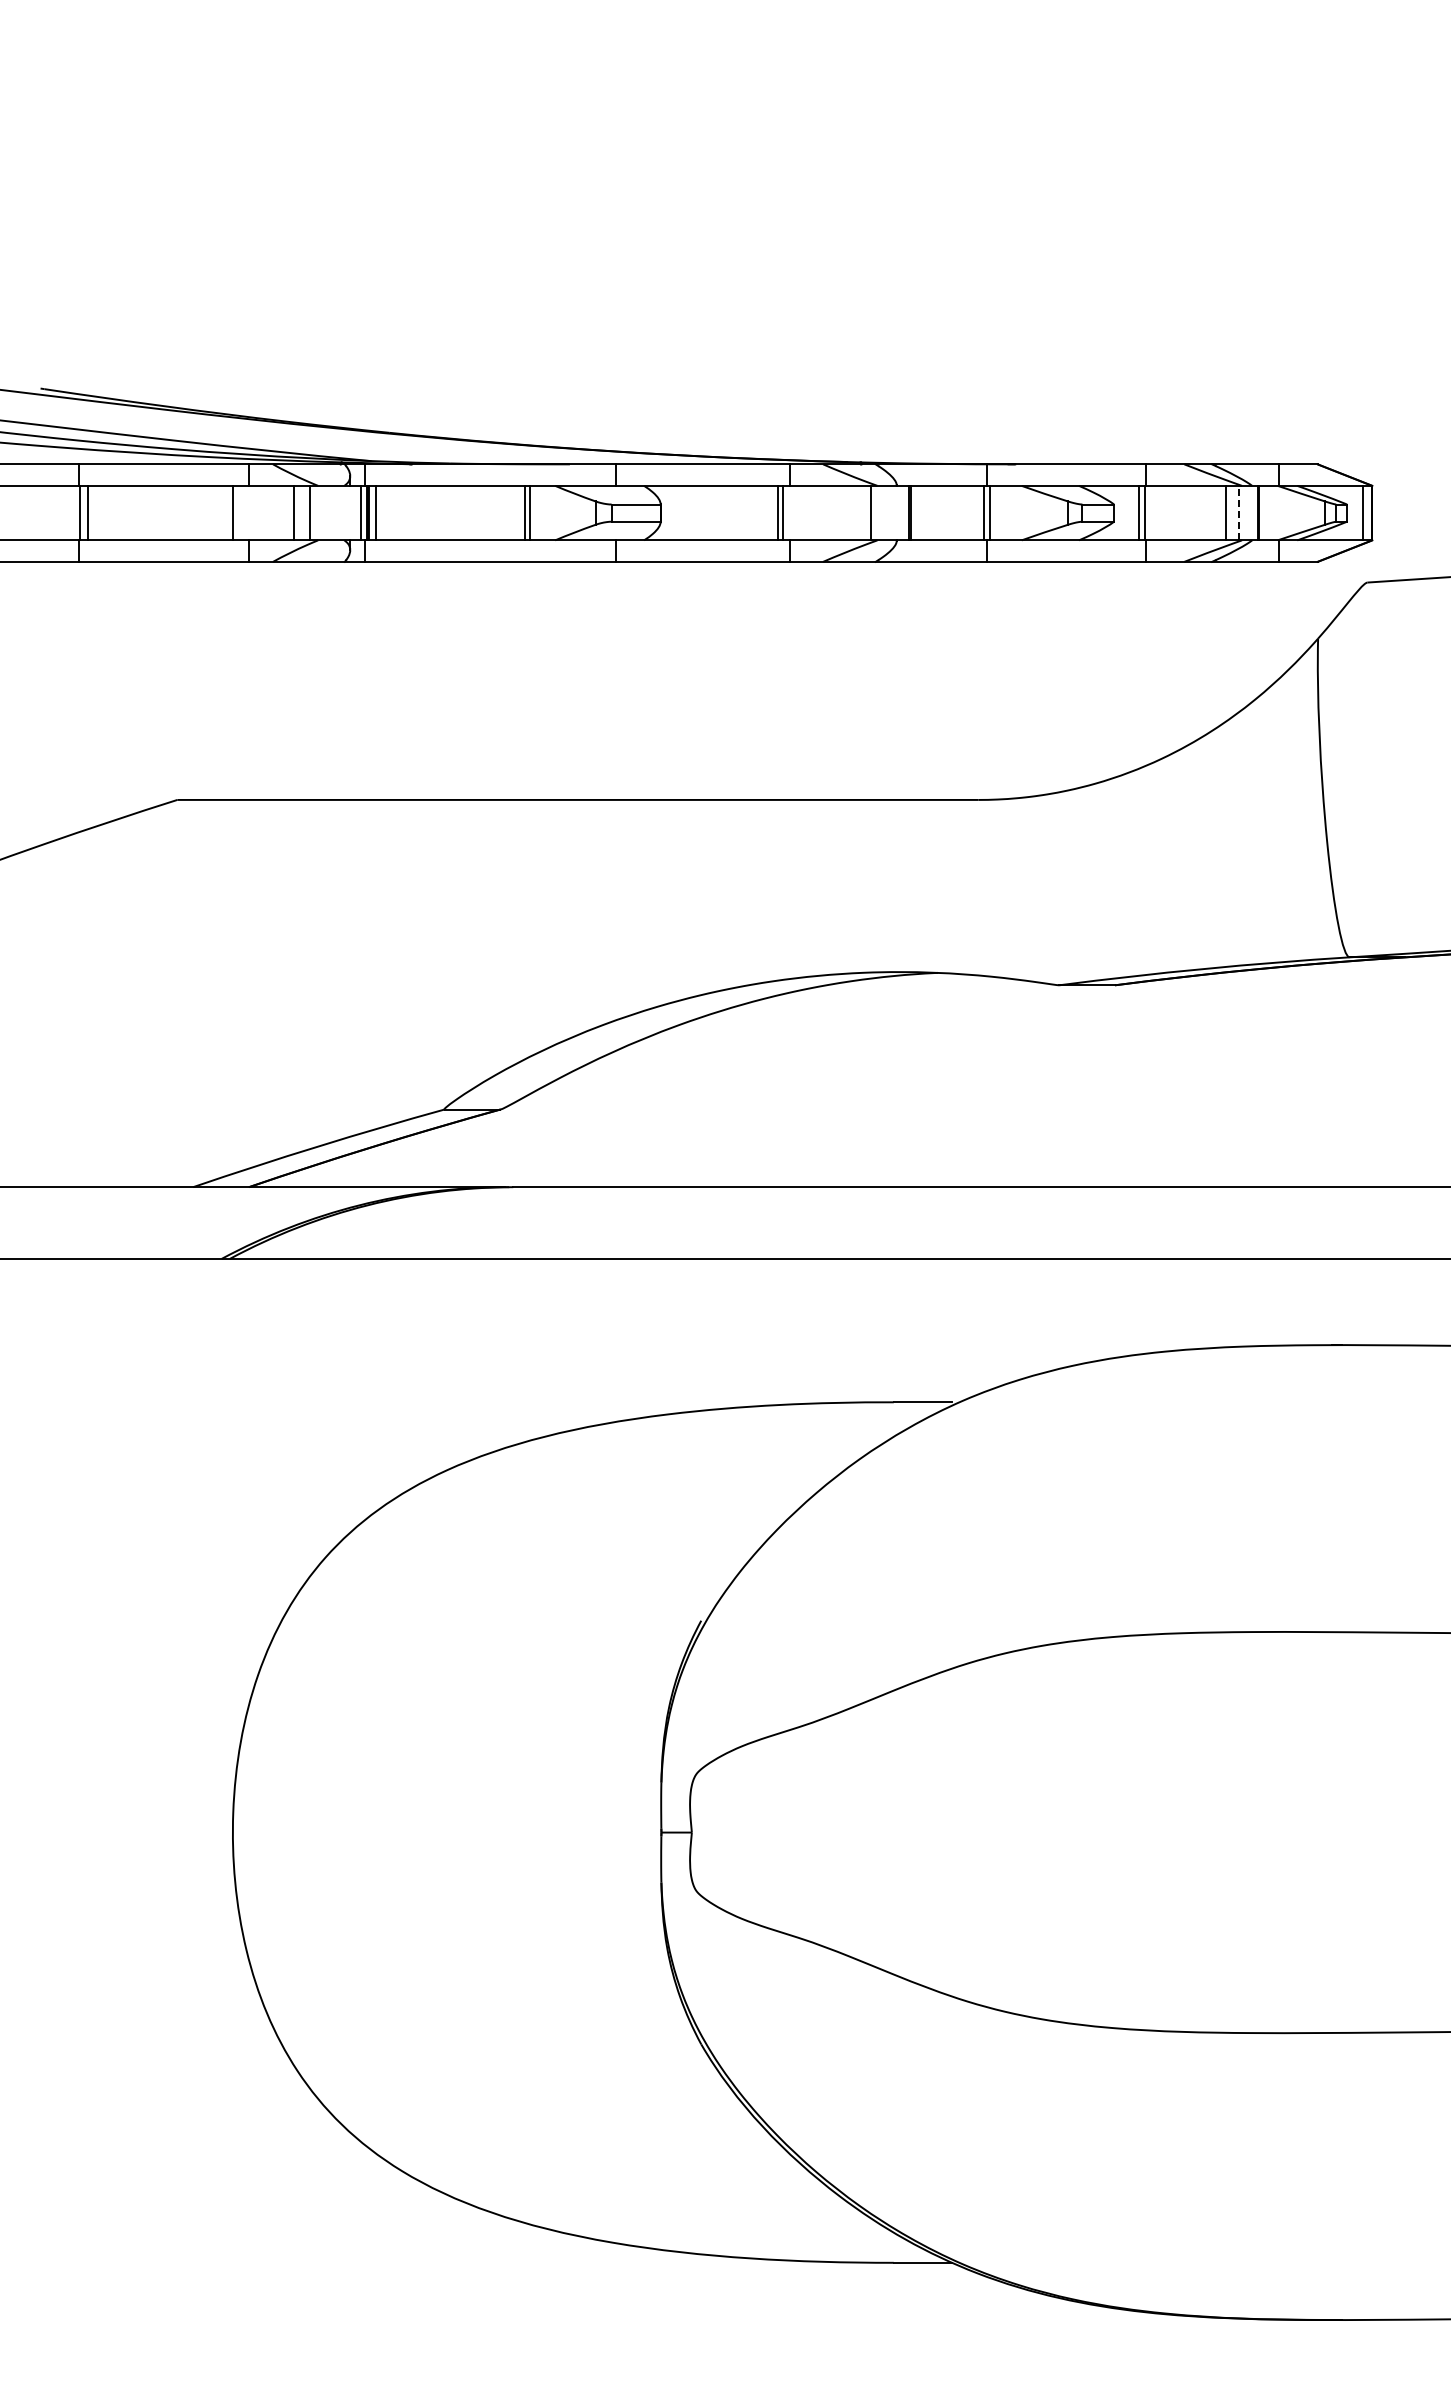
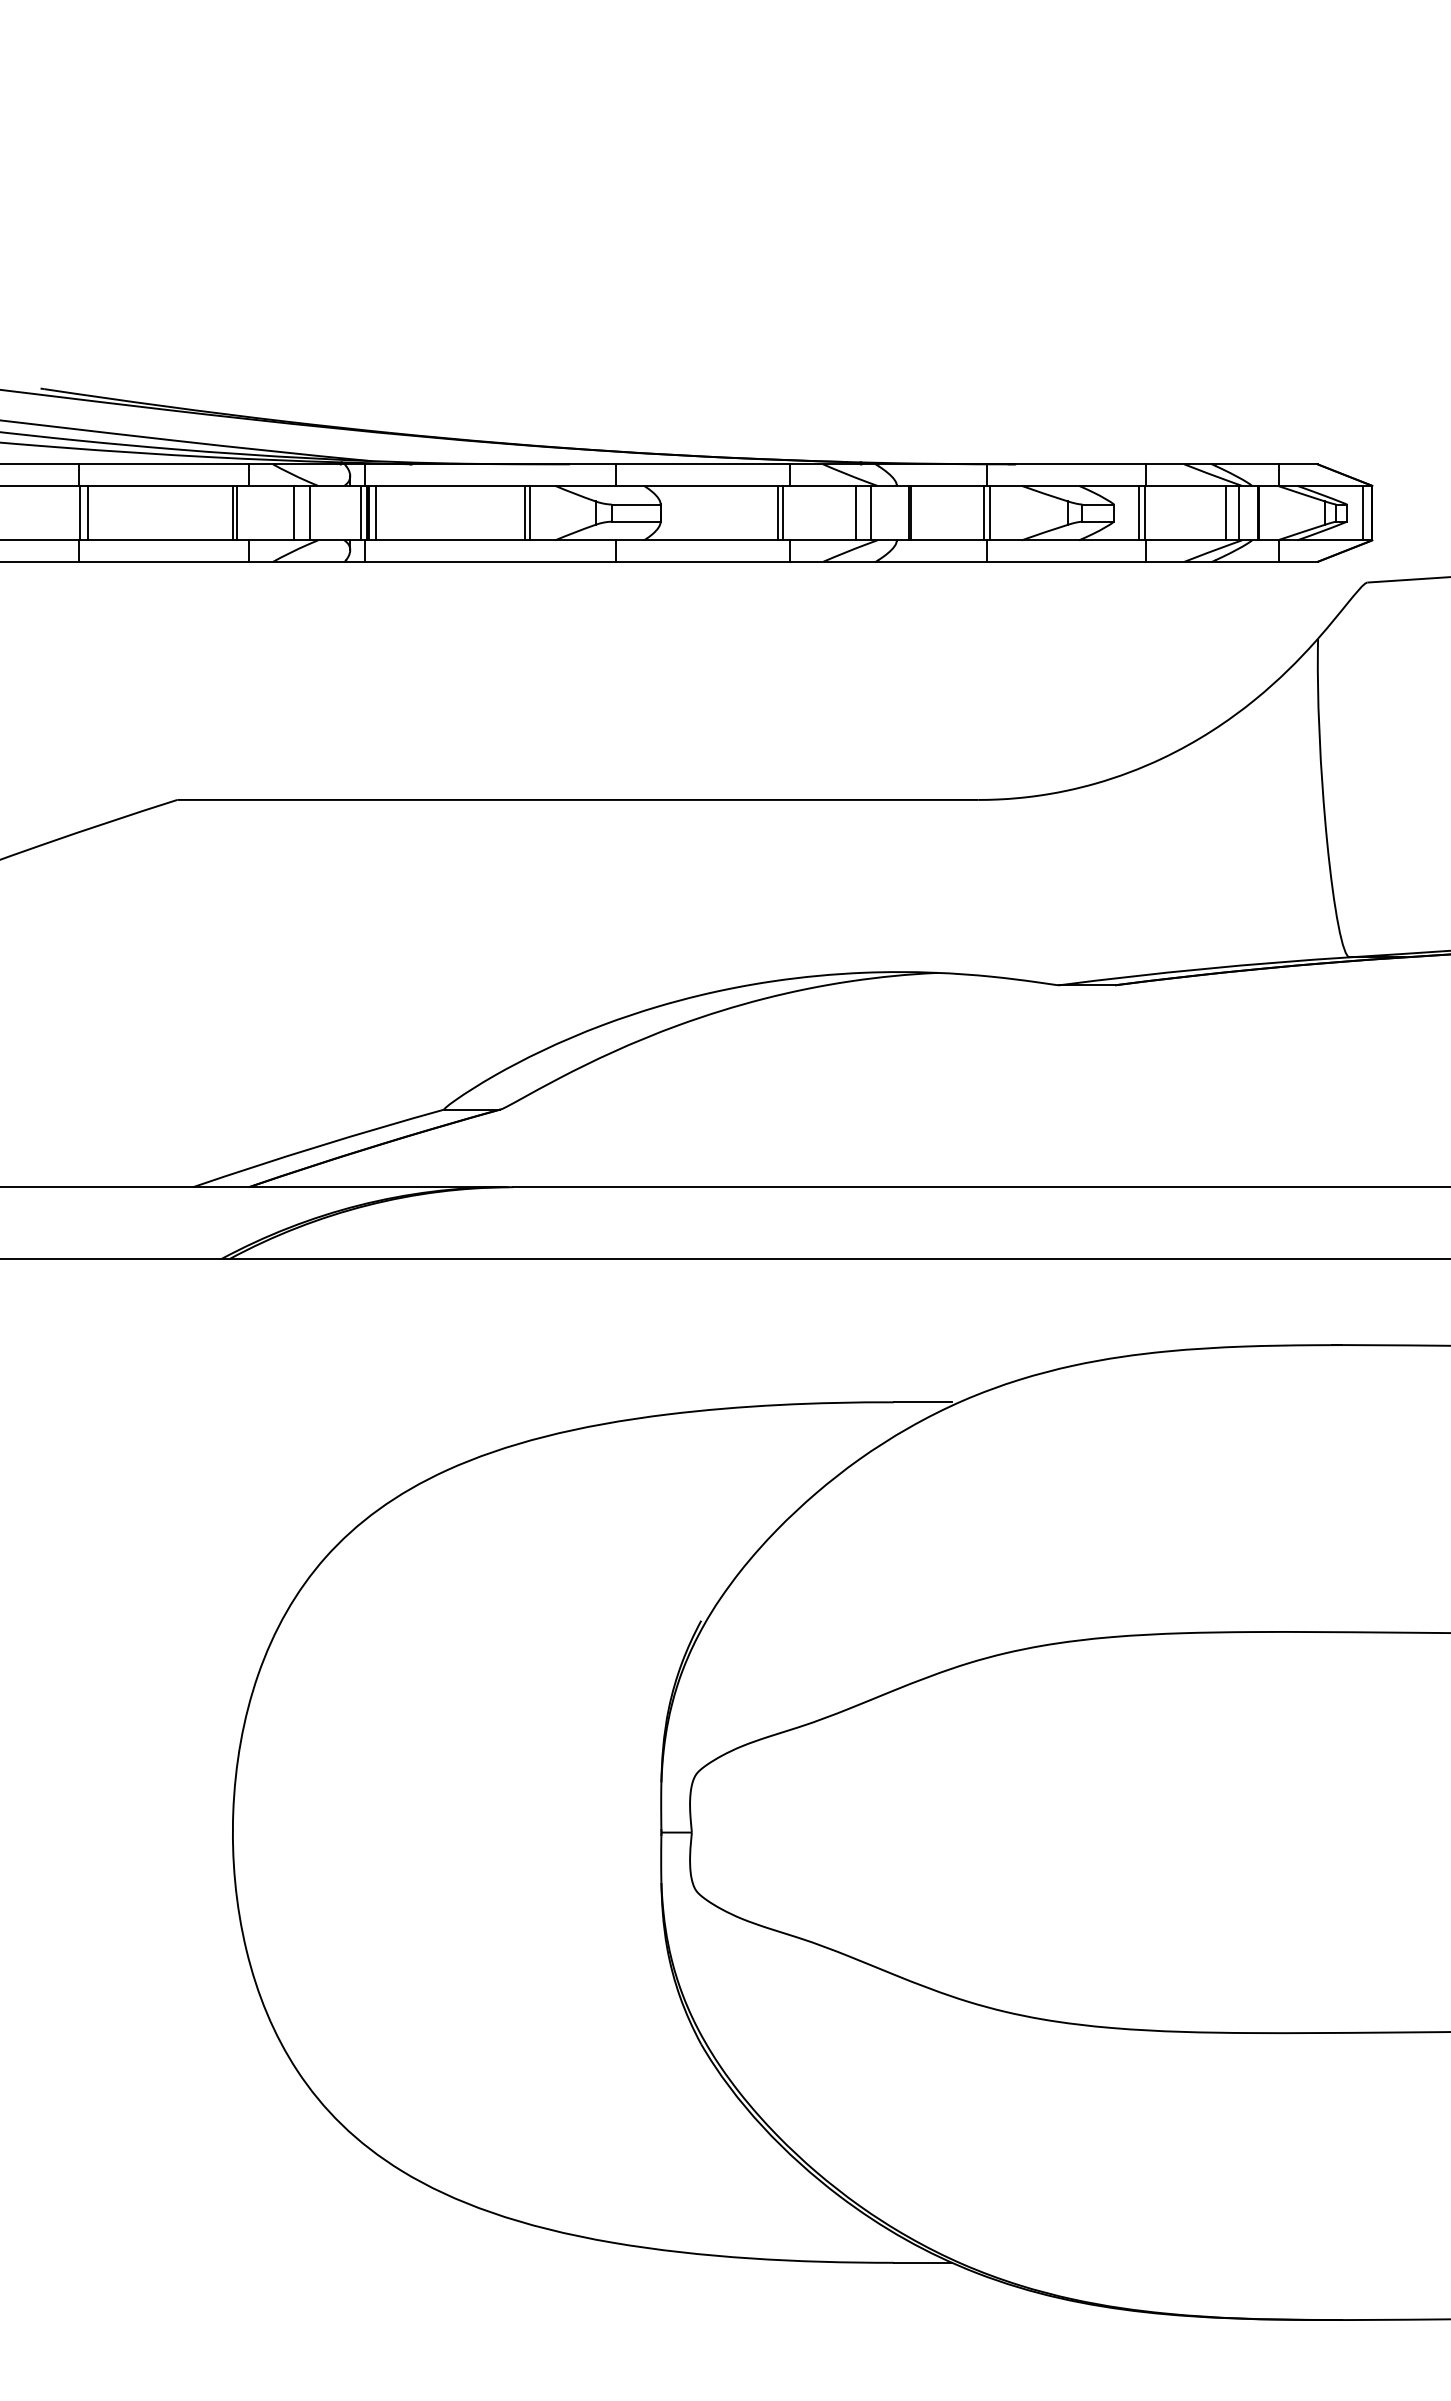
line: none -> present (236, 512)
line: none -> present (856, 512)
line: dashed -> solid (1238, 512)
